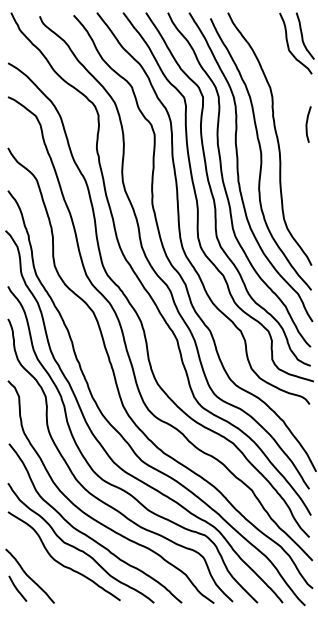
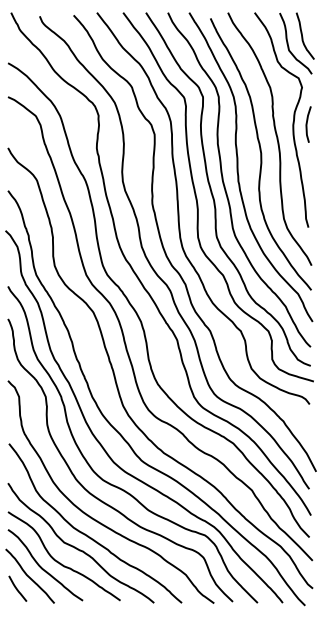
curve: none -> present (292, 122)
curve: none -> present (42, 567)
